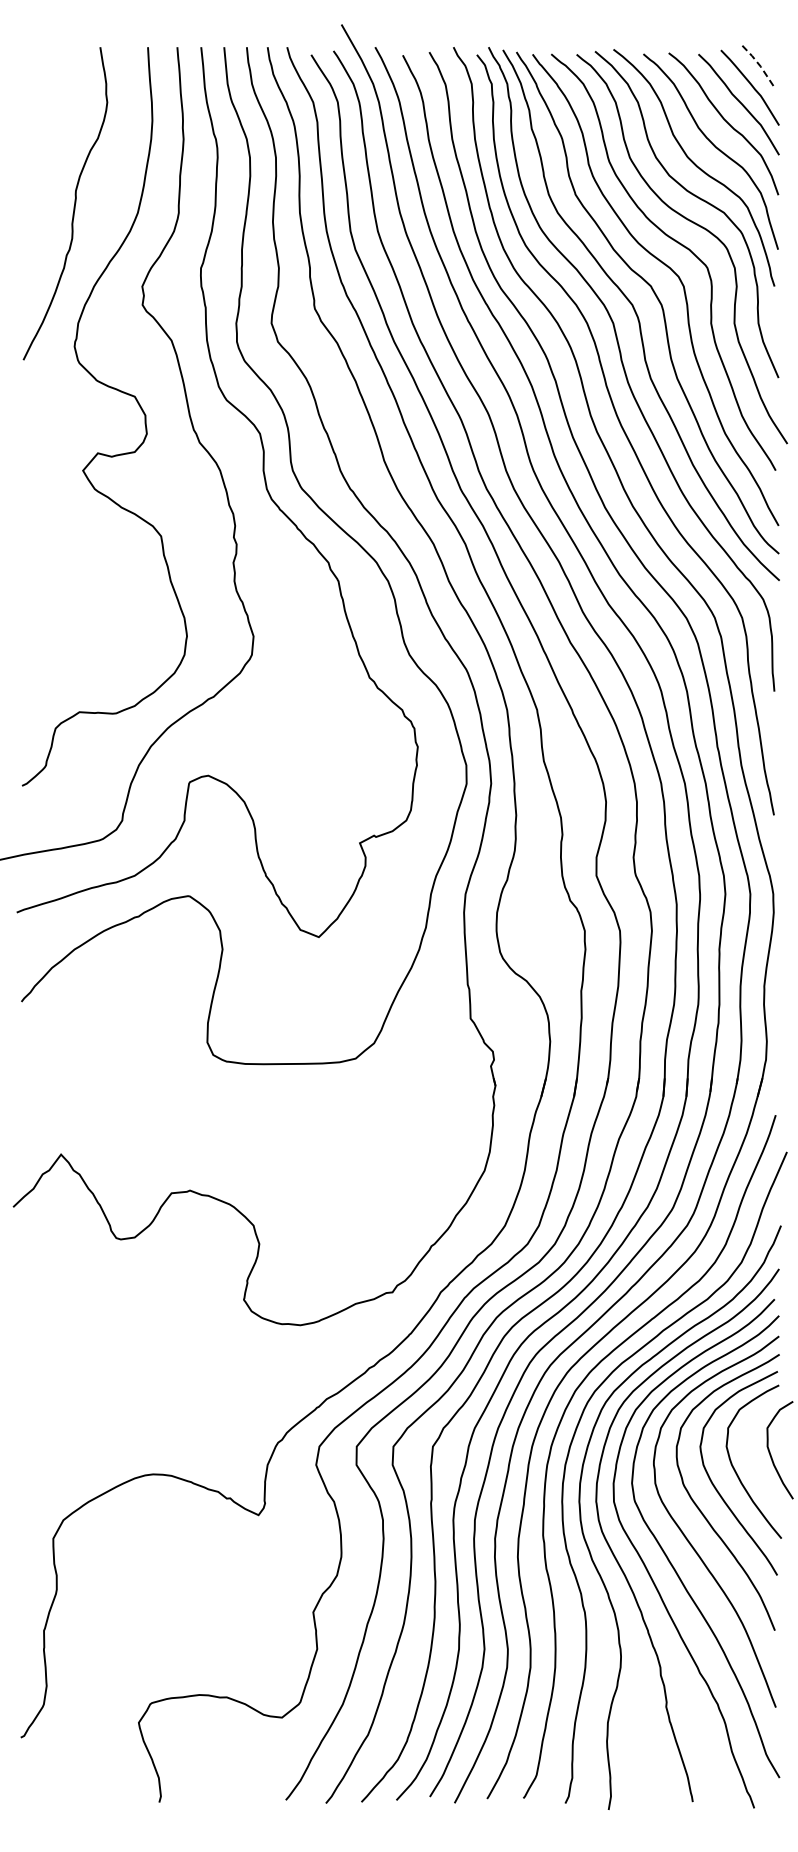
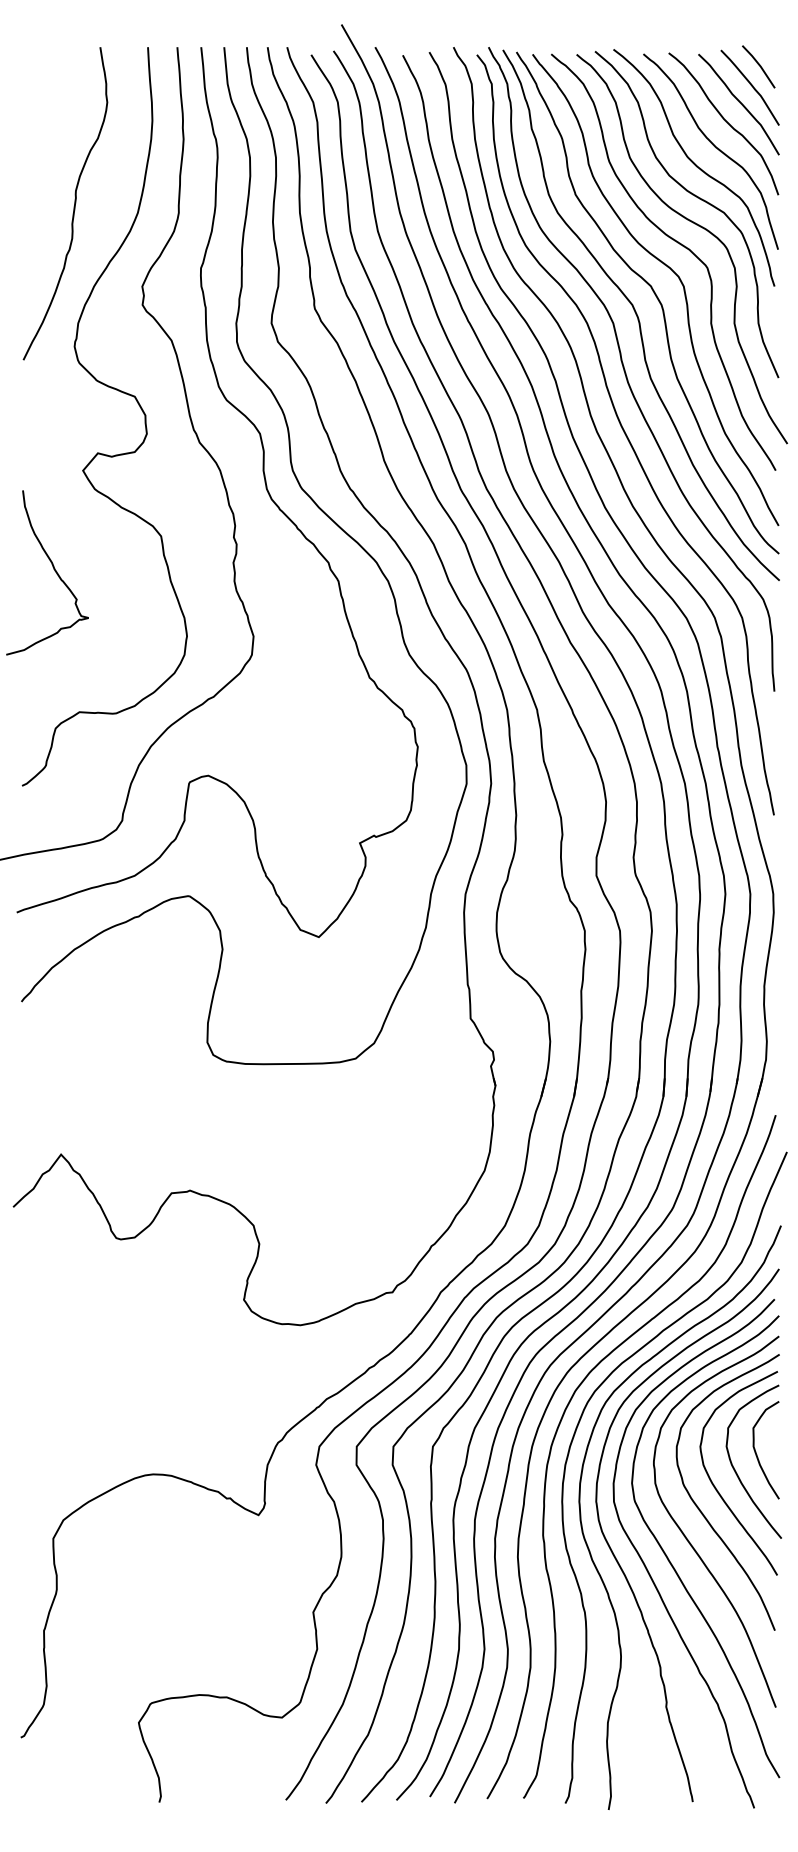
line: dashed -> solid (760, 65)
curve: none -> present (53, 569)
curve position: (771, 1454) -> (757, 1454) (757, 1454)
